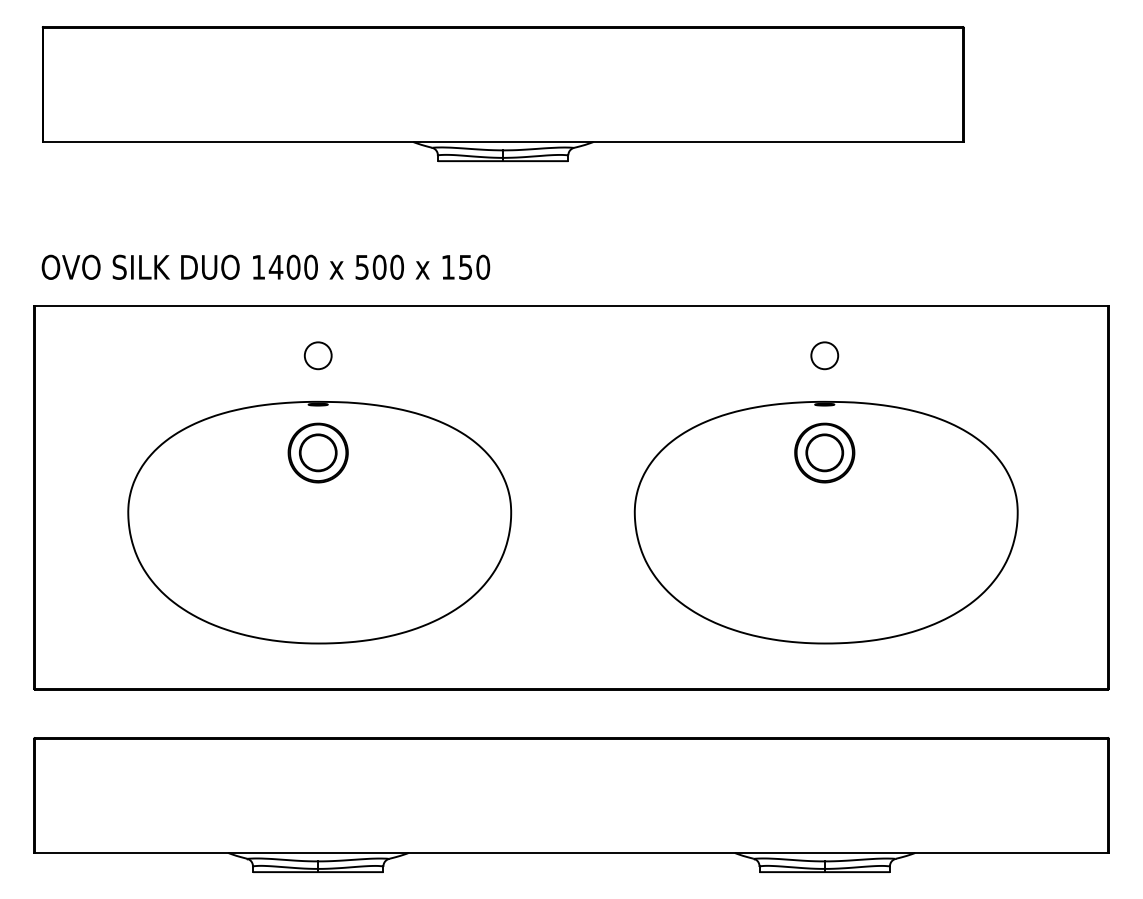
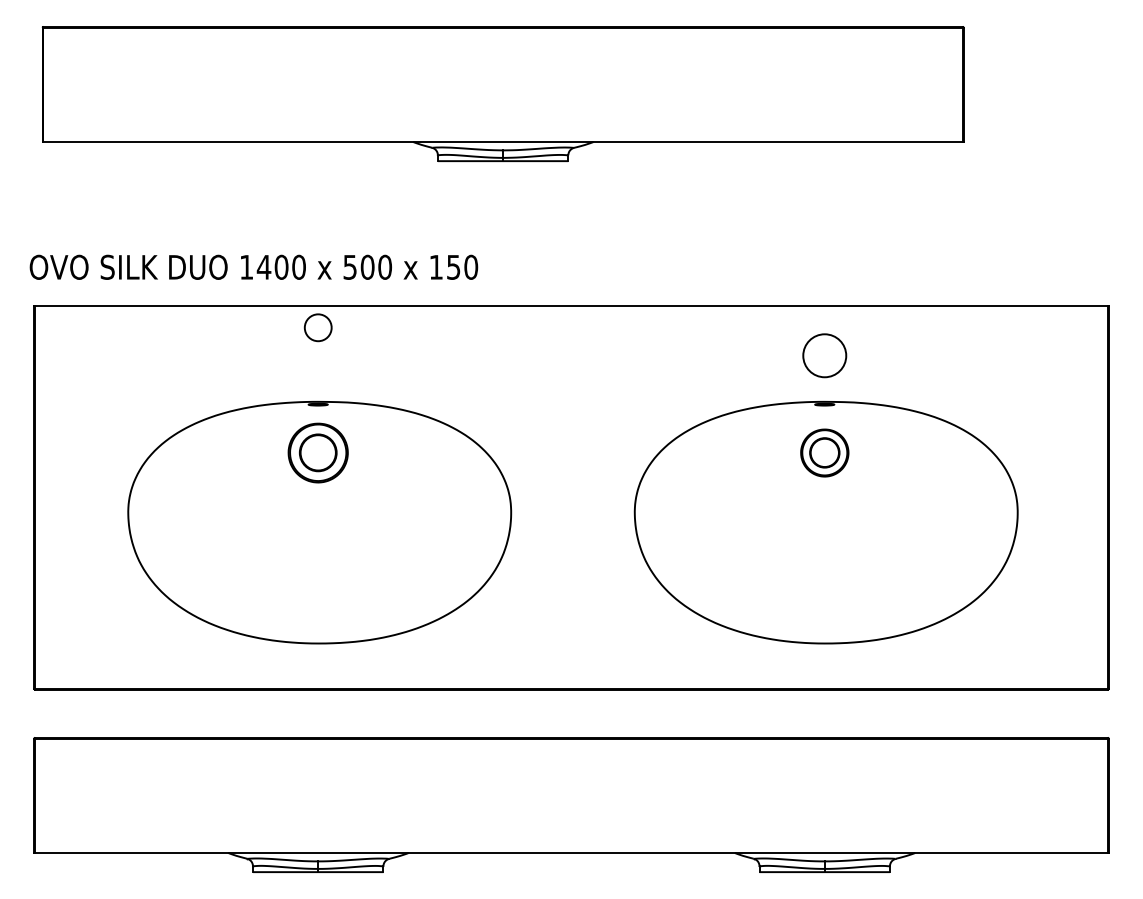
text position: (265, 266) -> (253, 266) (253, 266)
circle position: (317, 355) -> (317, 327) (317, 327)
circle diameter: 27 px -> 43 px (824, 355)
part size: 62x62 px -> 50x50 px (824, 452)
